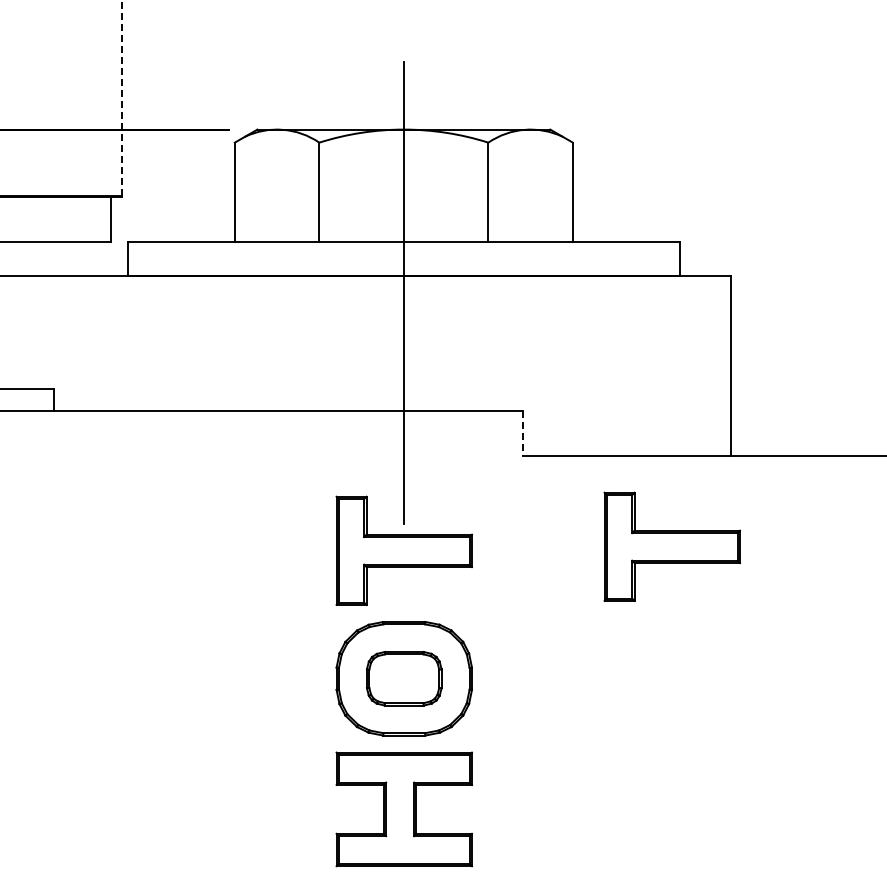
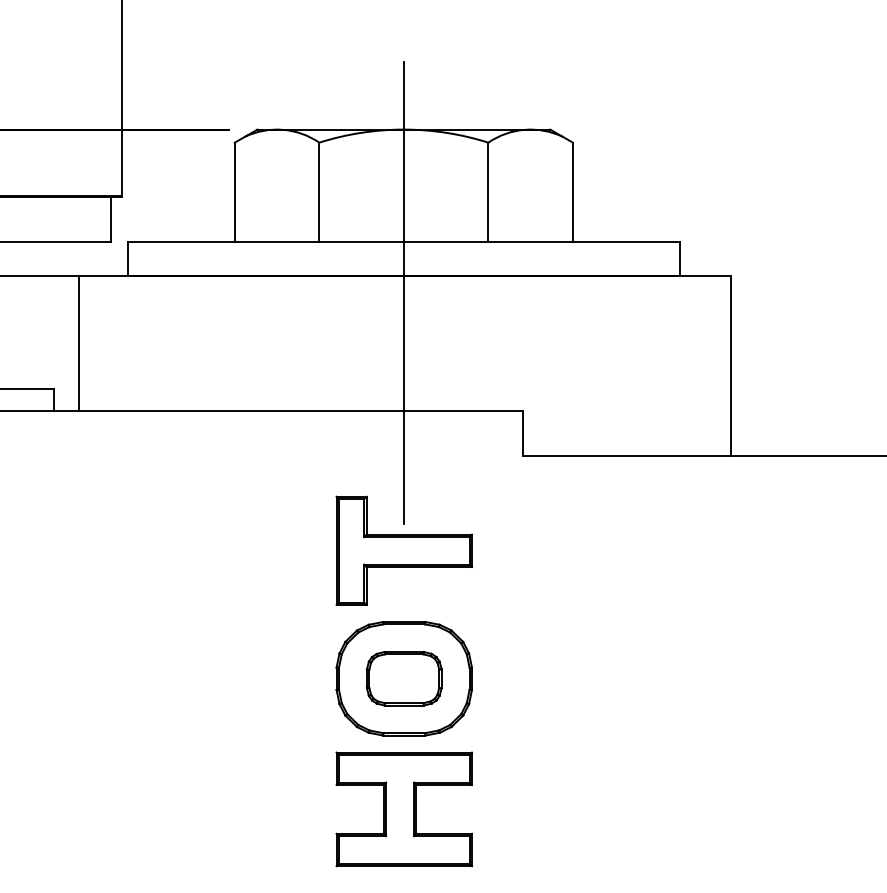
line: dashed -> solid (121, 98)
line: none -> present (79, 343)
line: dashed -> solid (523, 433)
part: present -> none (672, 546)
